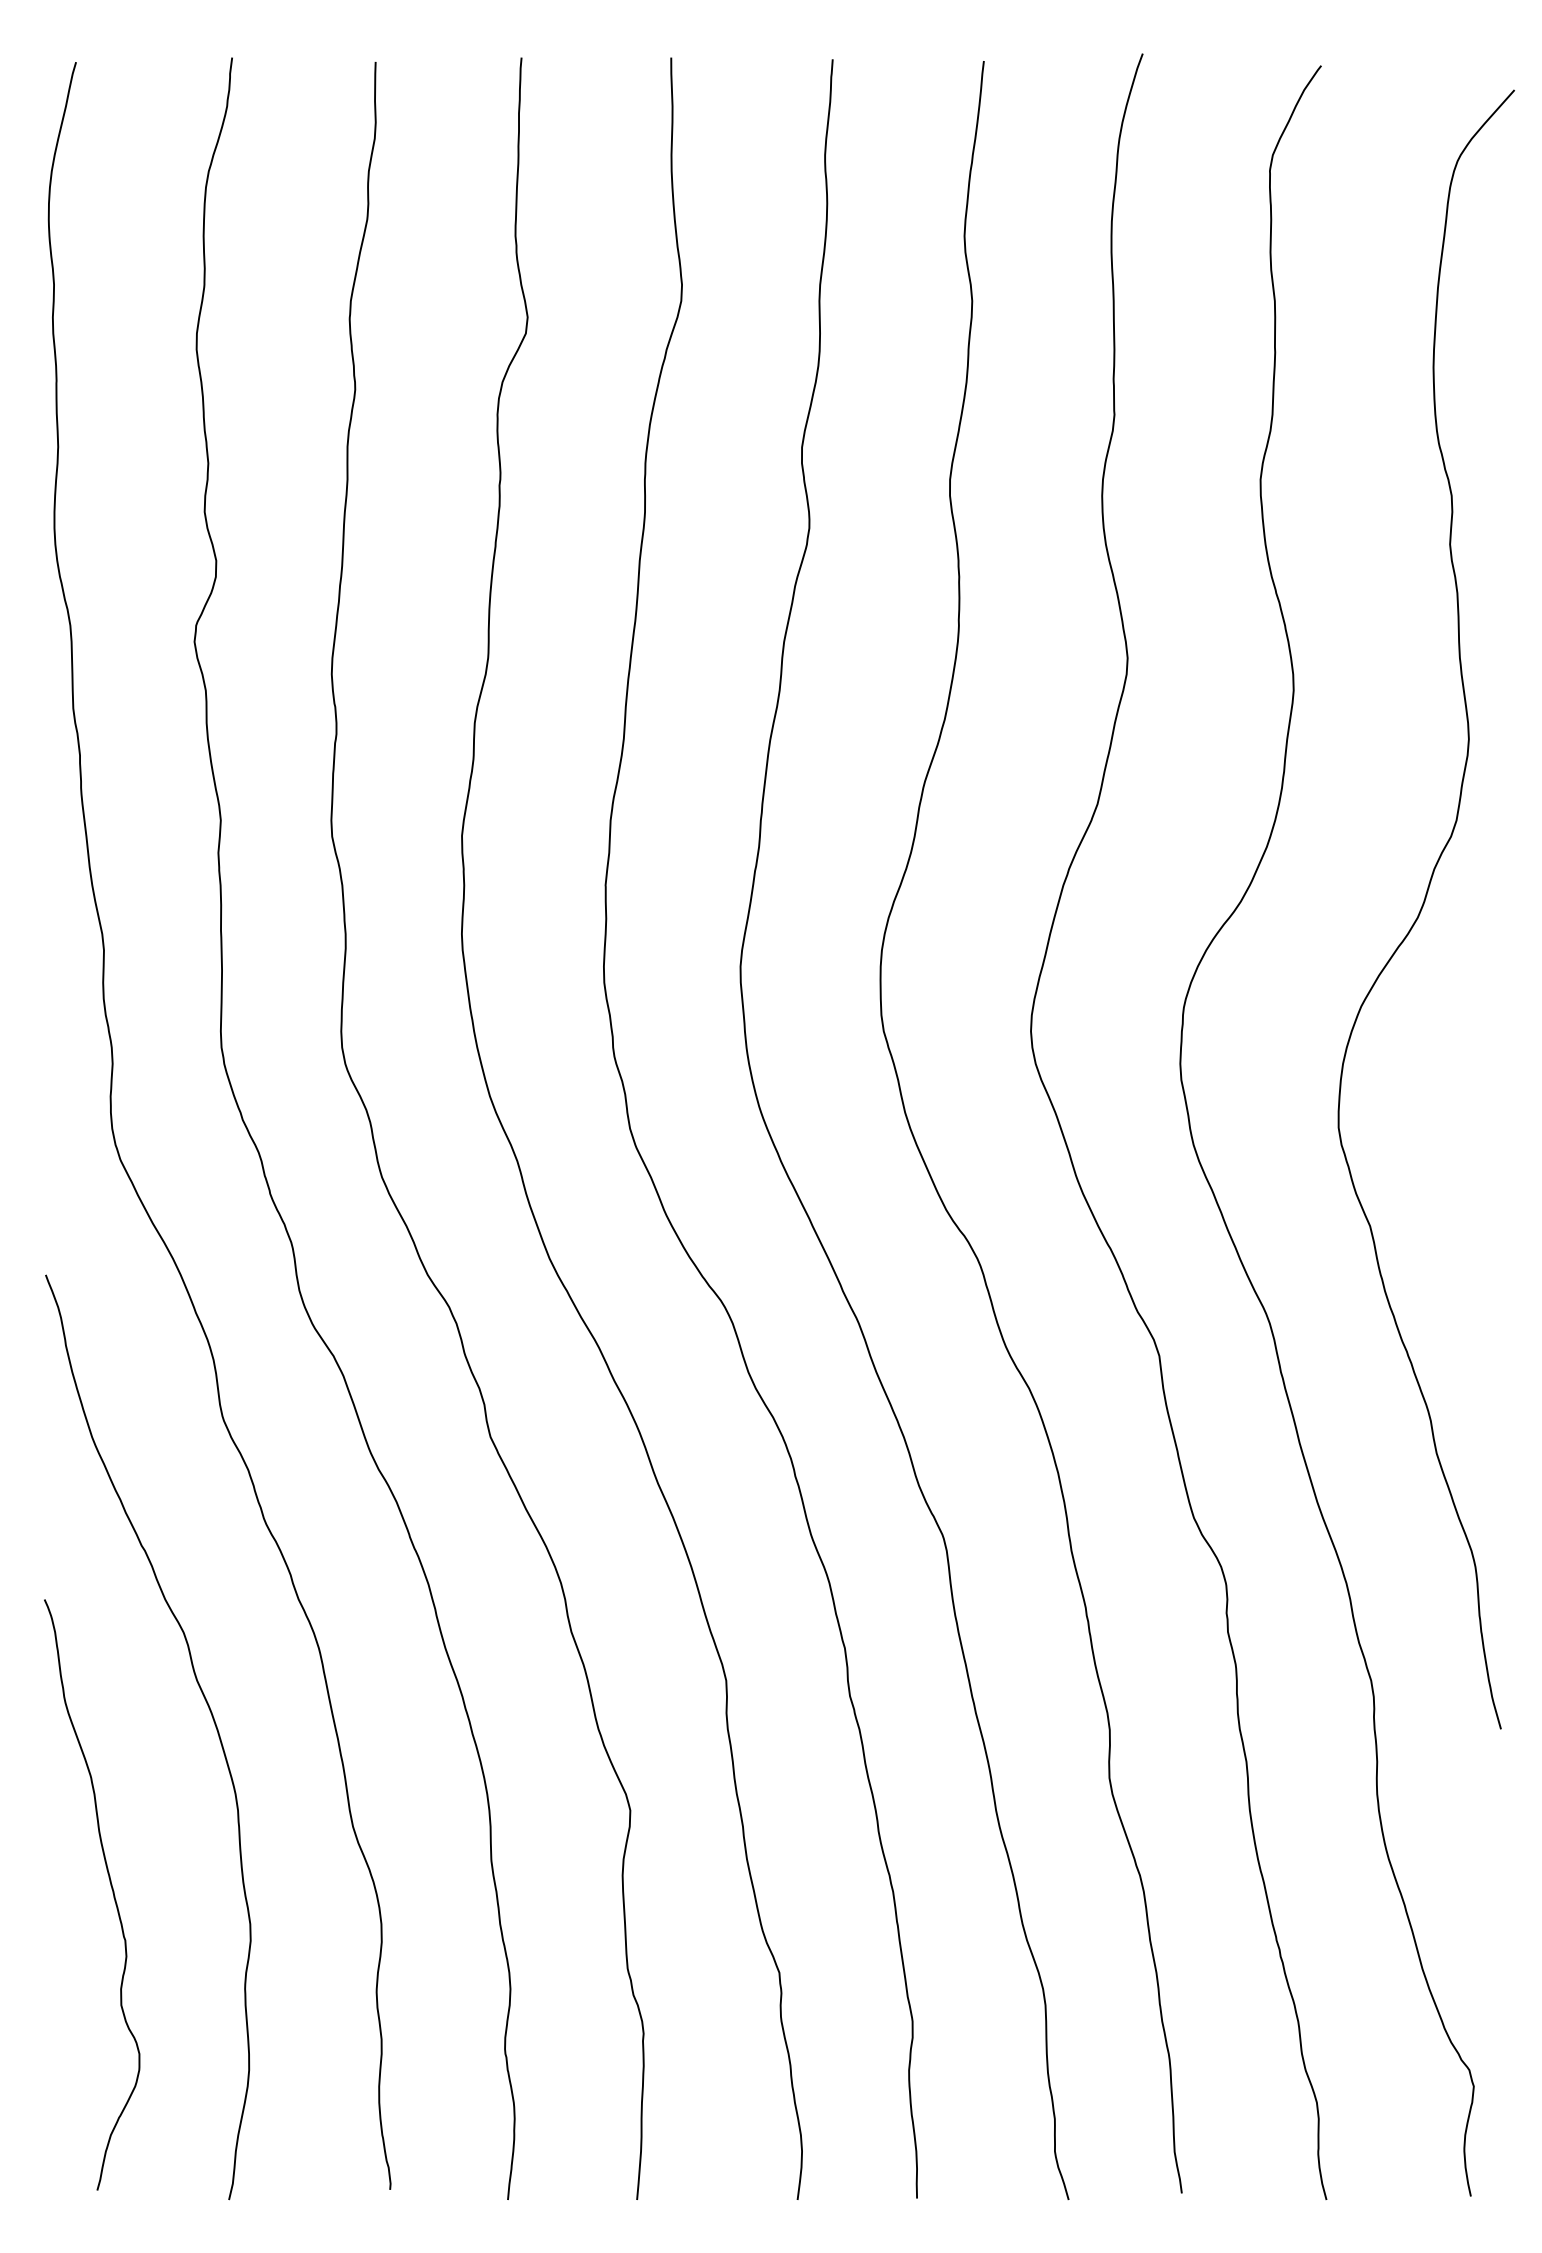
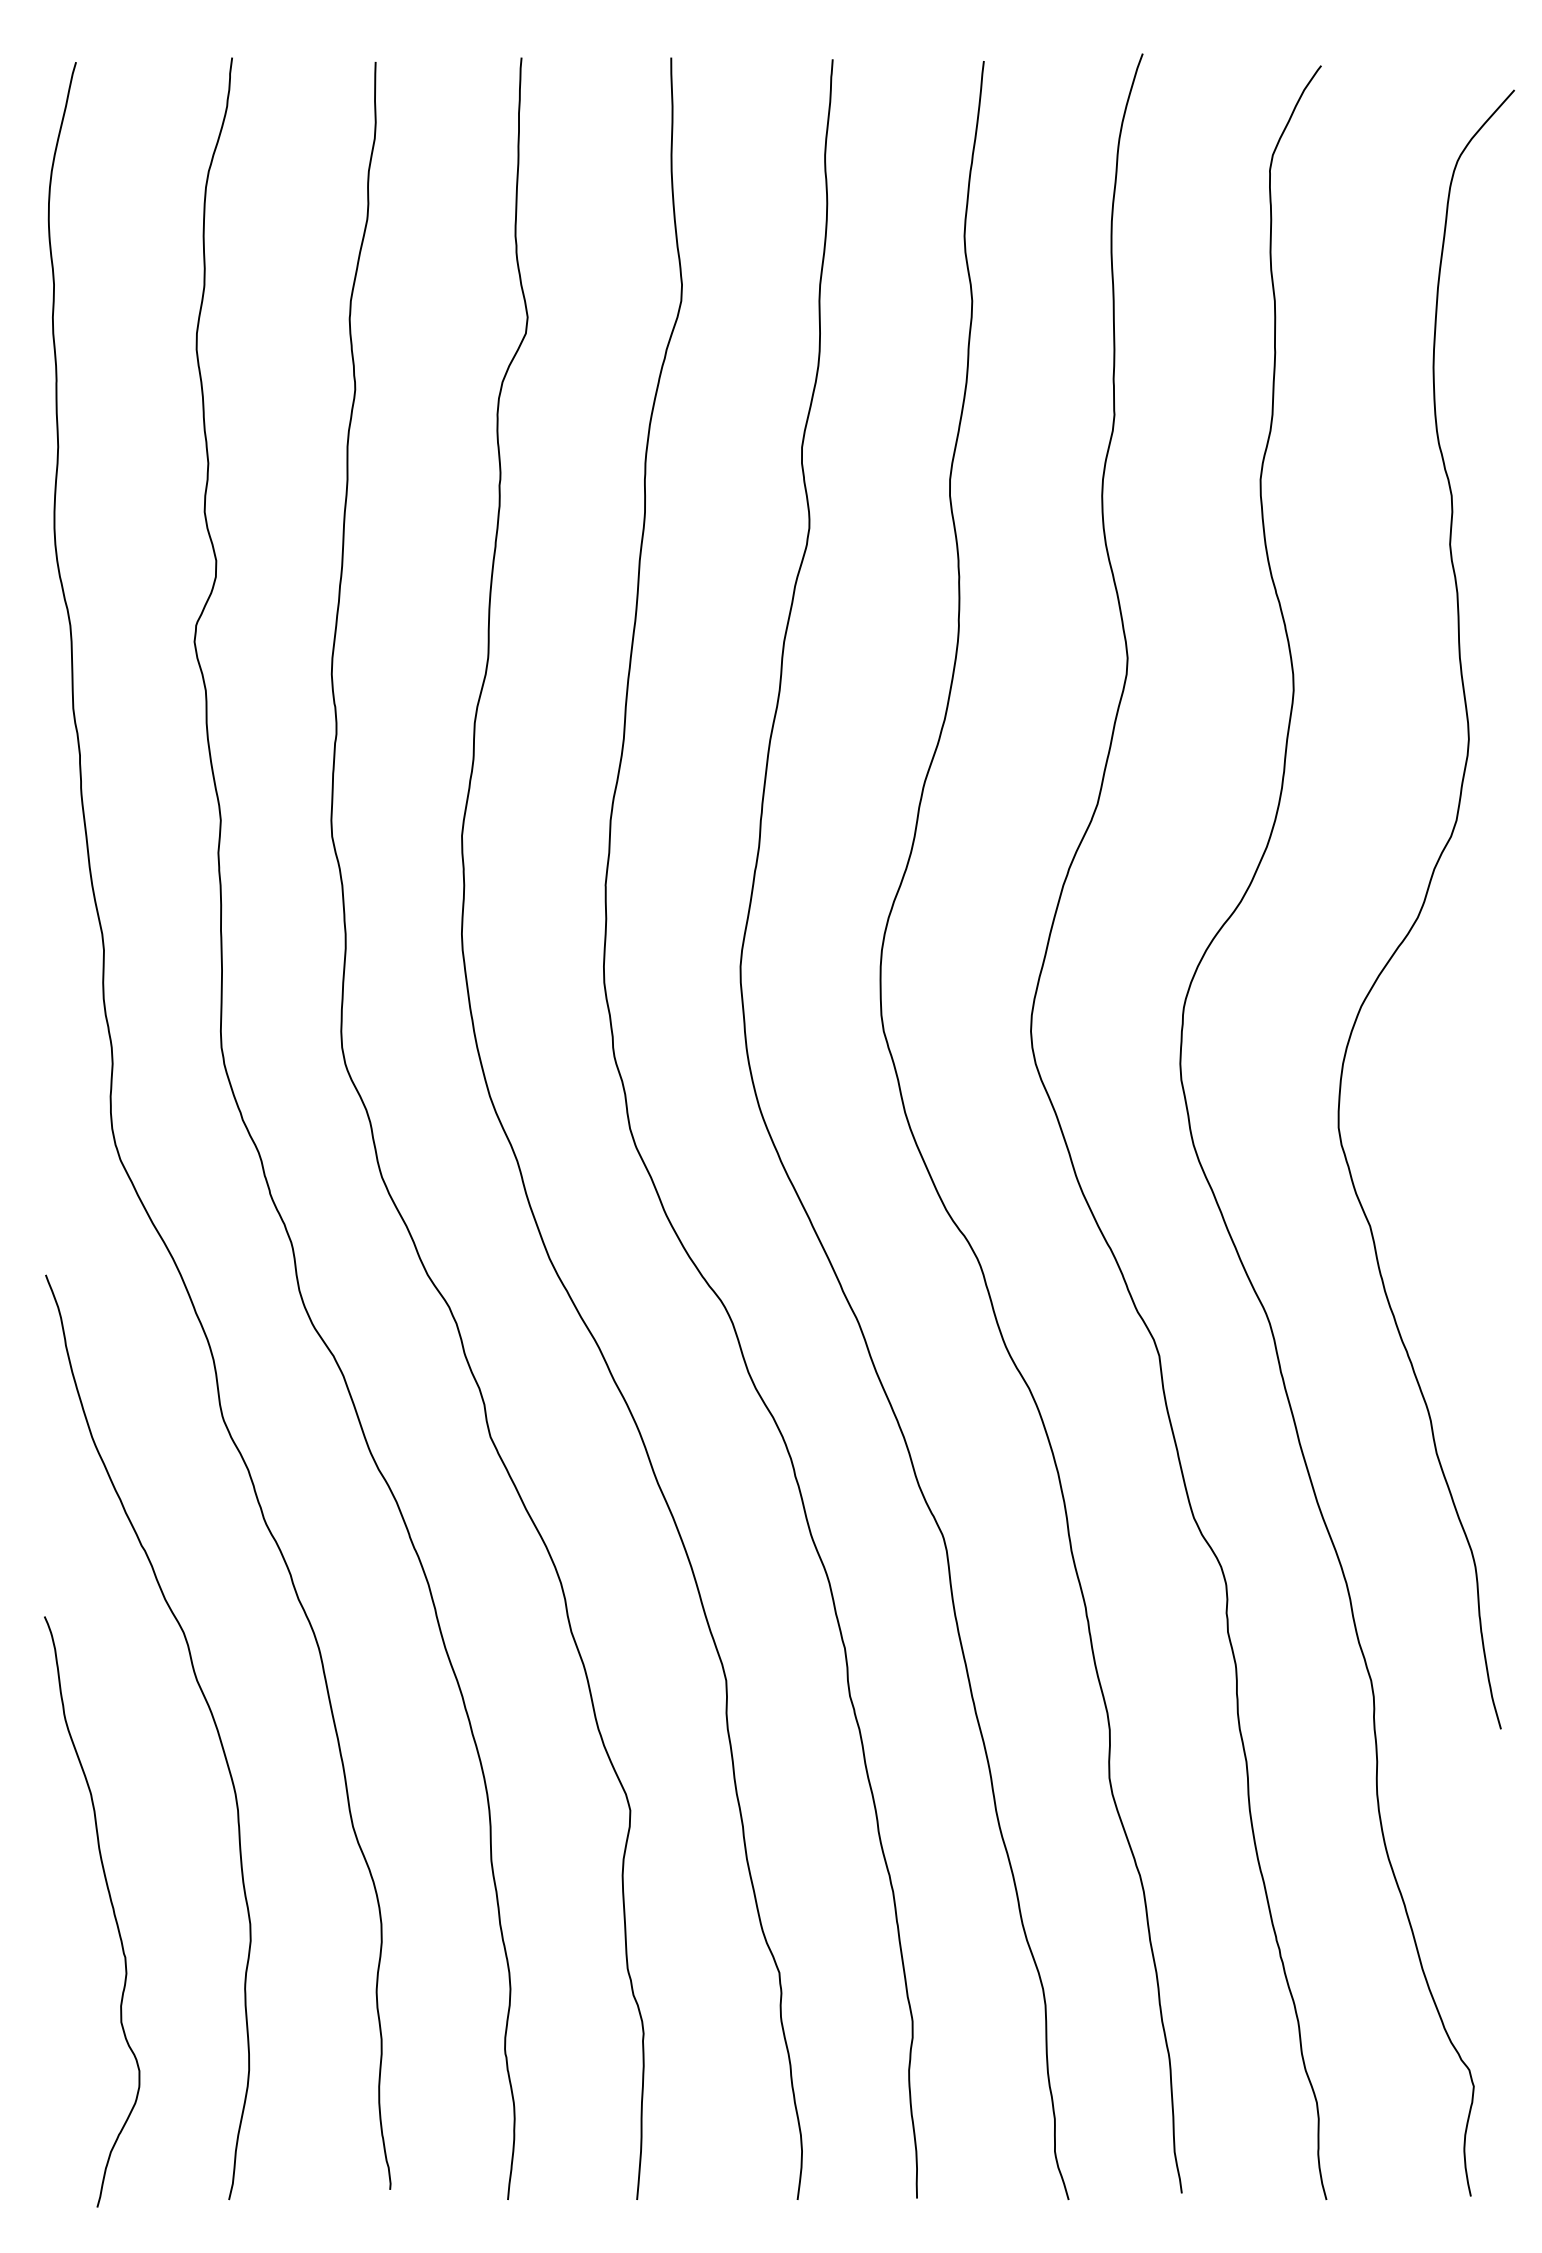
curve position: (111, 1889) -> (111, 1906) (111, 1906)
